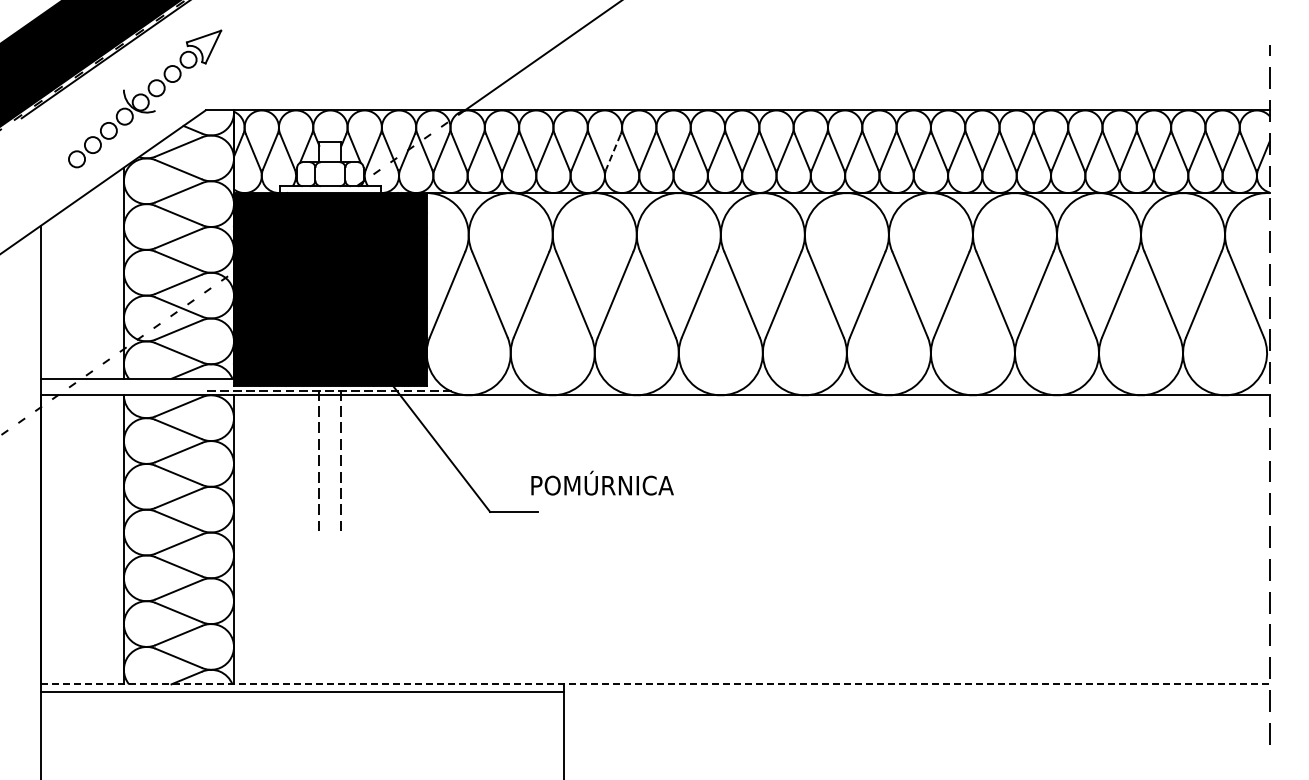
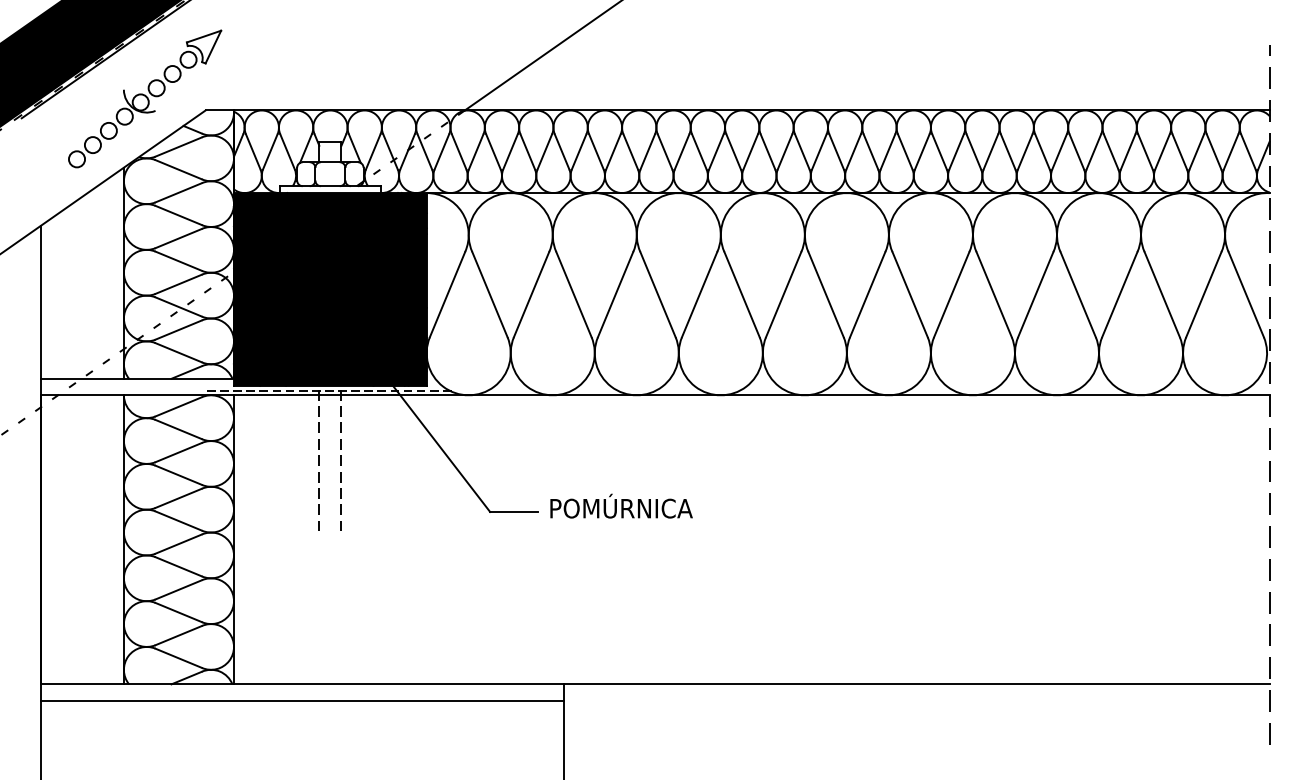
line: dashed -> solid (613, 151)
text position: (602, 482) -> (621, 505) (621, 505)
line: dashed -> solid (656, 684)
line position: (302, 691) -> (302, 700) (302, 700)
